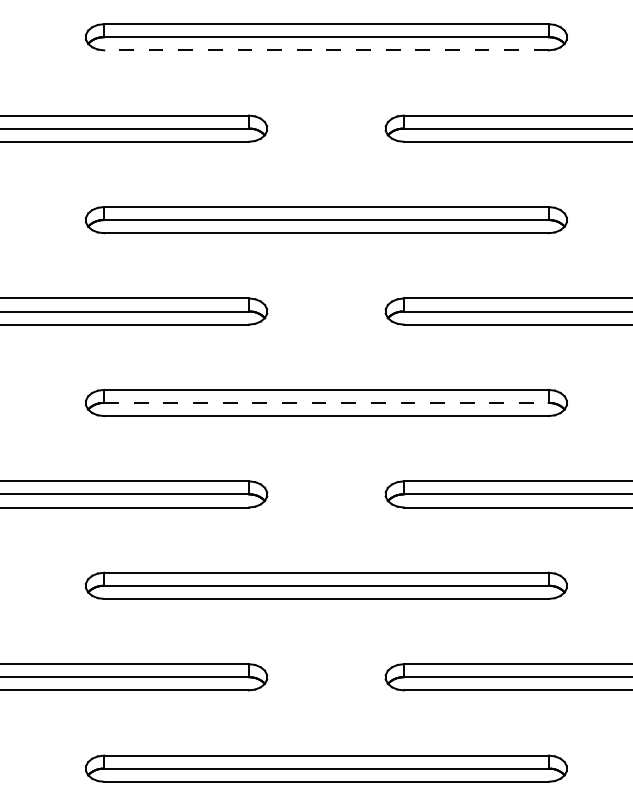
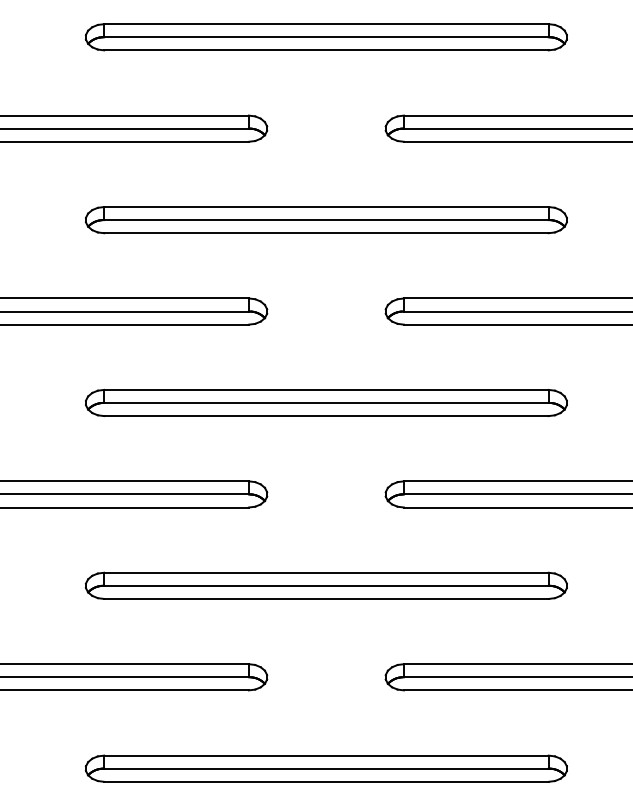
line: dashed -> solid (325, 50)
line: dashed -> solid (326, 403)
